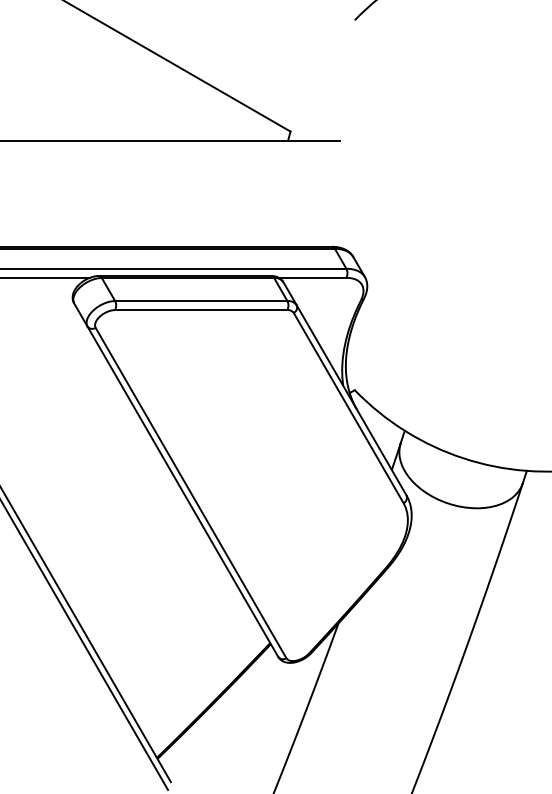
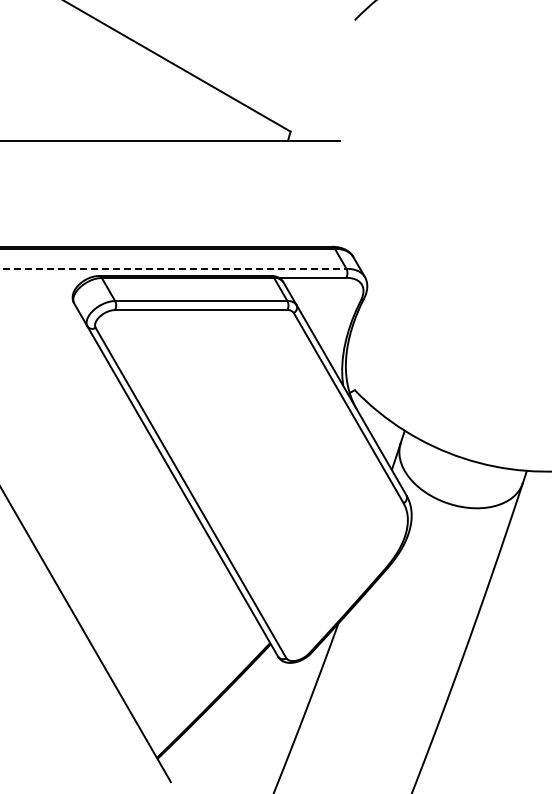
line: solid -> dashed (173, 268)
line: present -> none (46, 277)
line: present -> none (85, 645)
